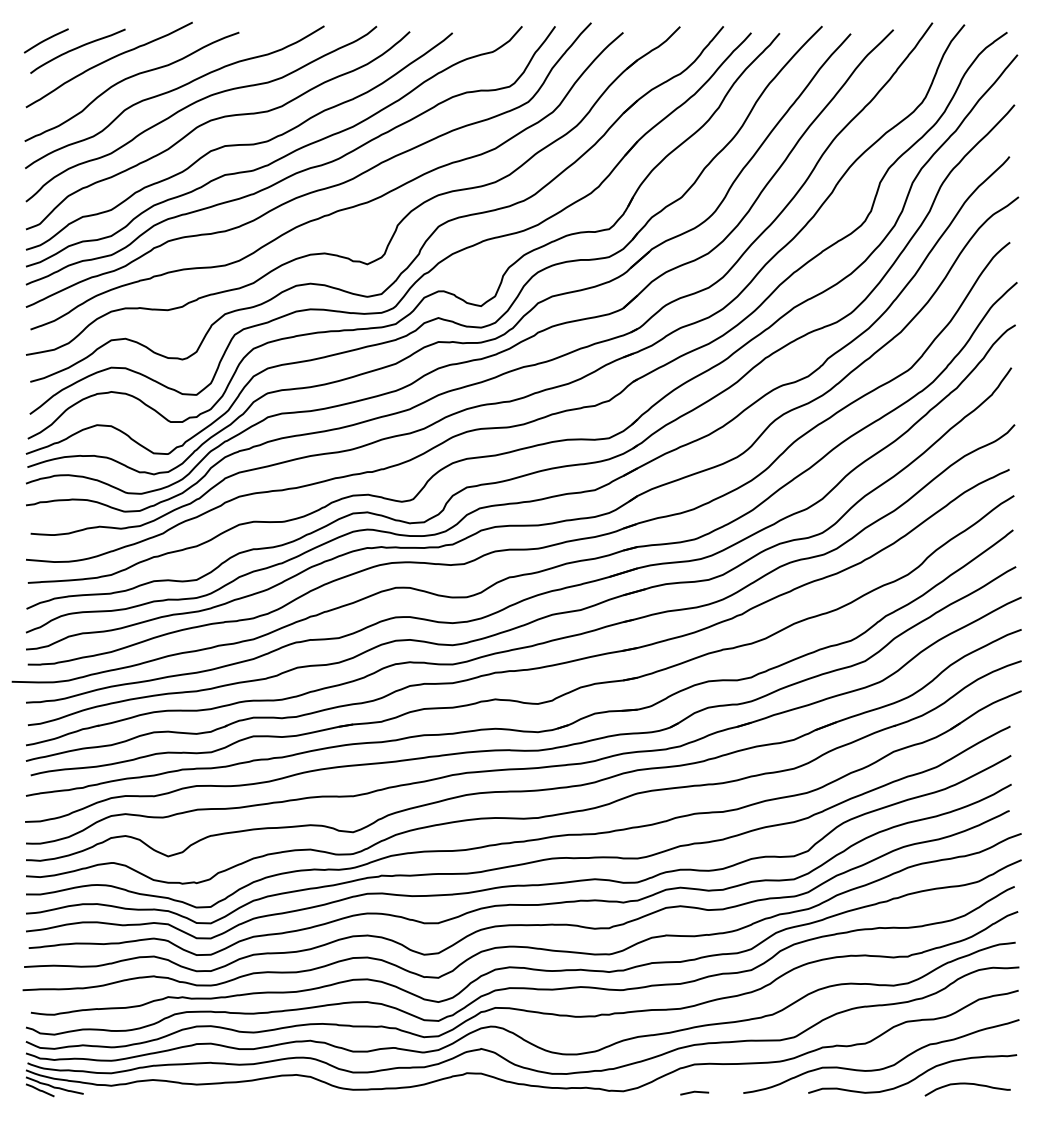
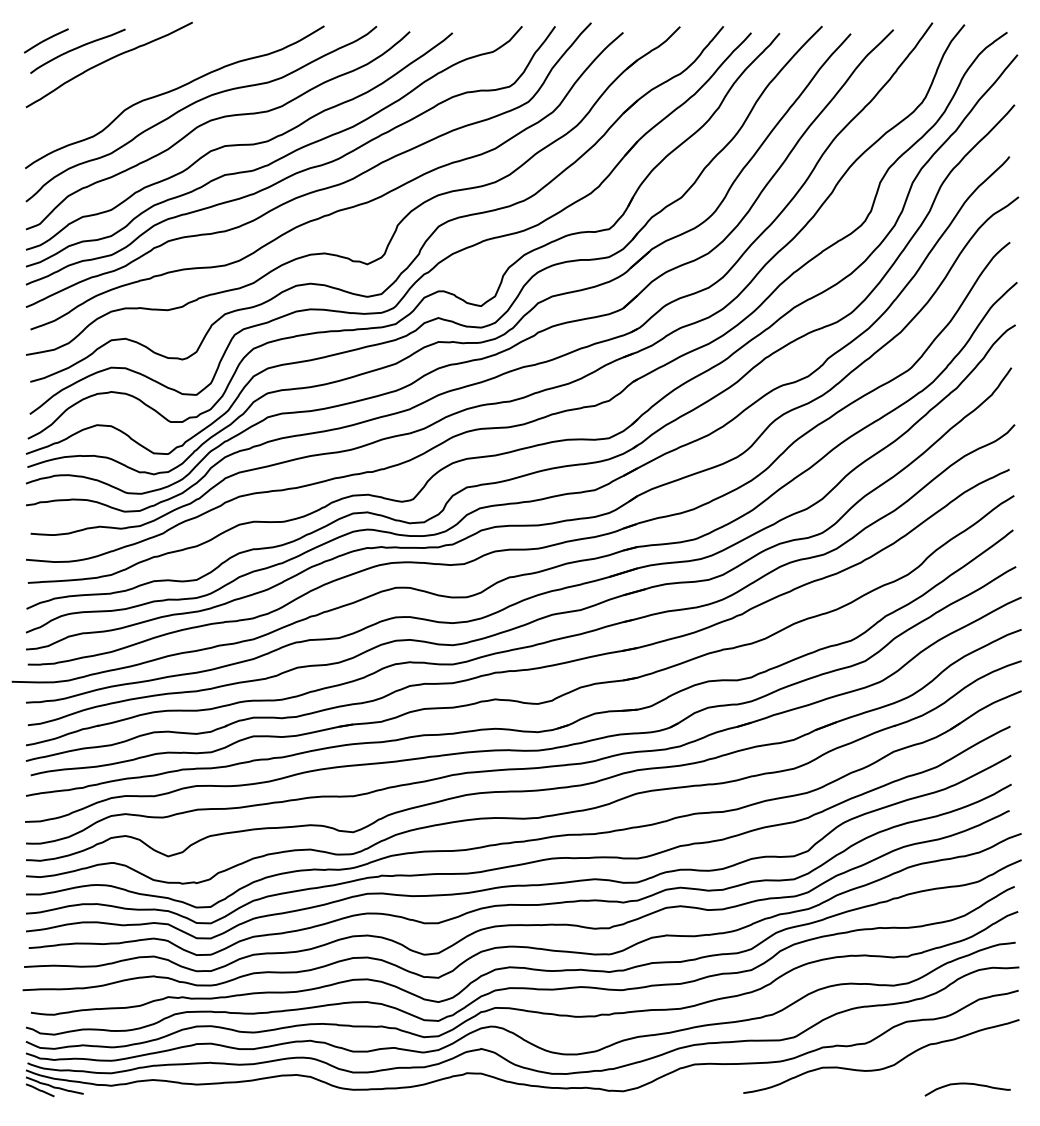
curve: present -> none (130, 78)
curve: present -> none (916, 1076)
line: present -> none (694, 1092)
